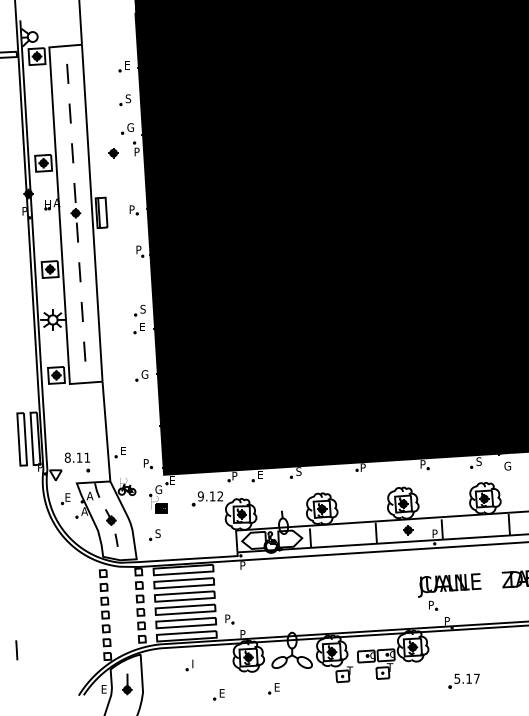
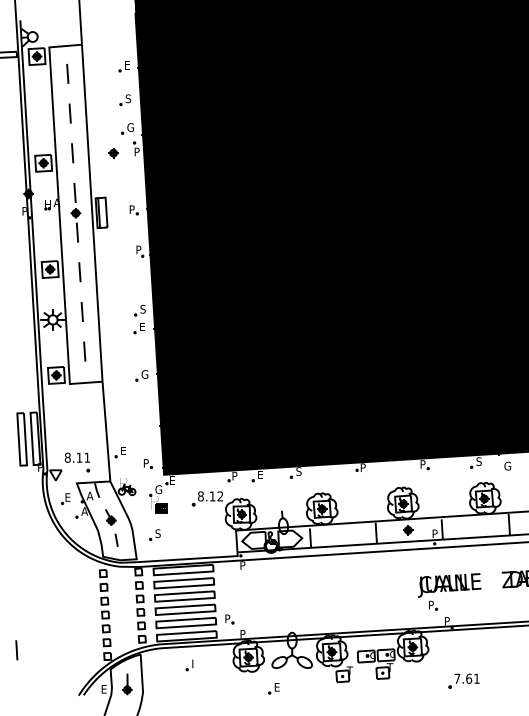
text: 9.12 -> 8.12 (200, 496)
text: 5.17 -> 7.61 (466, 678)
part: present -> none (218, 694)
